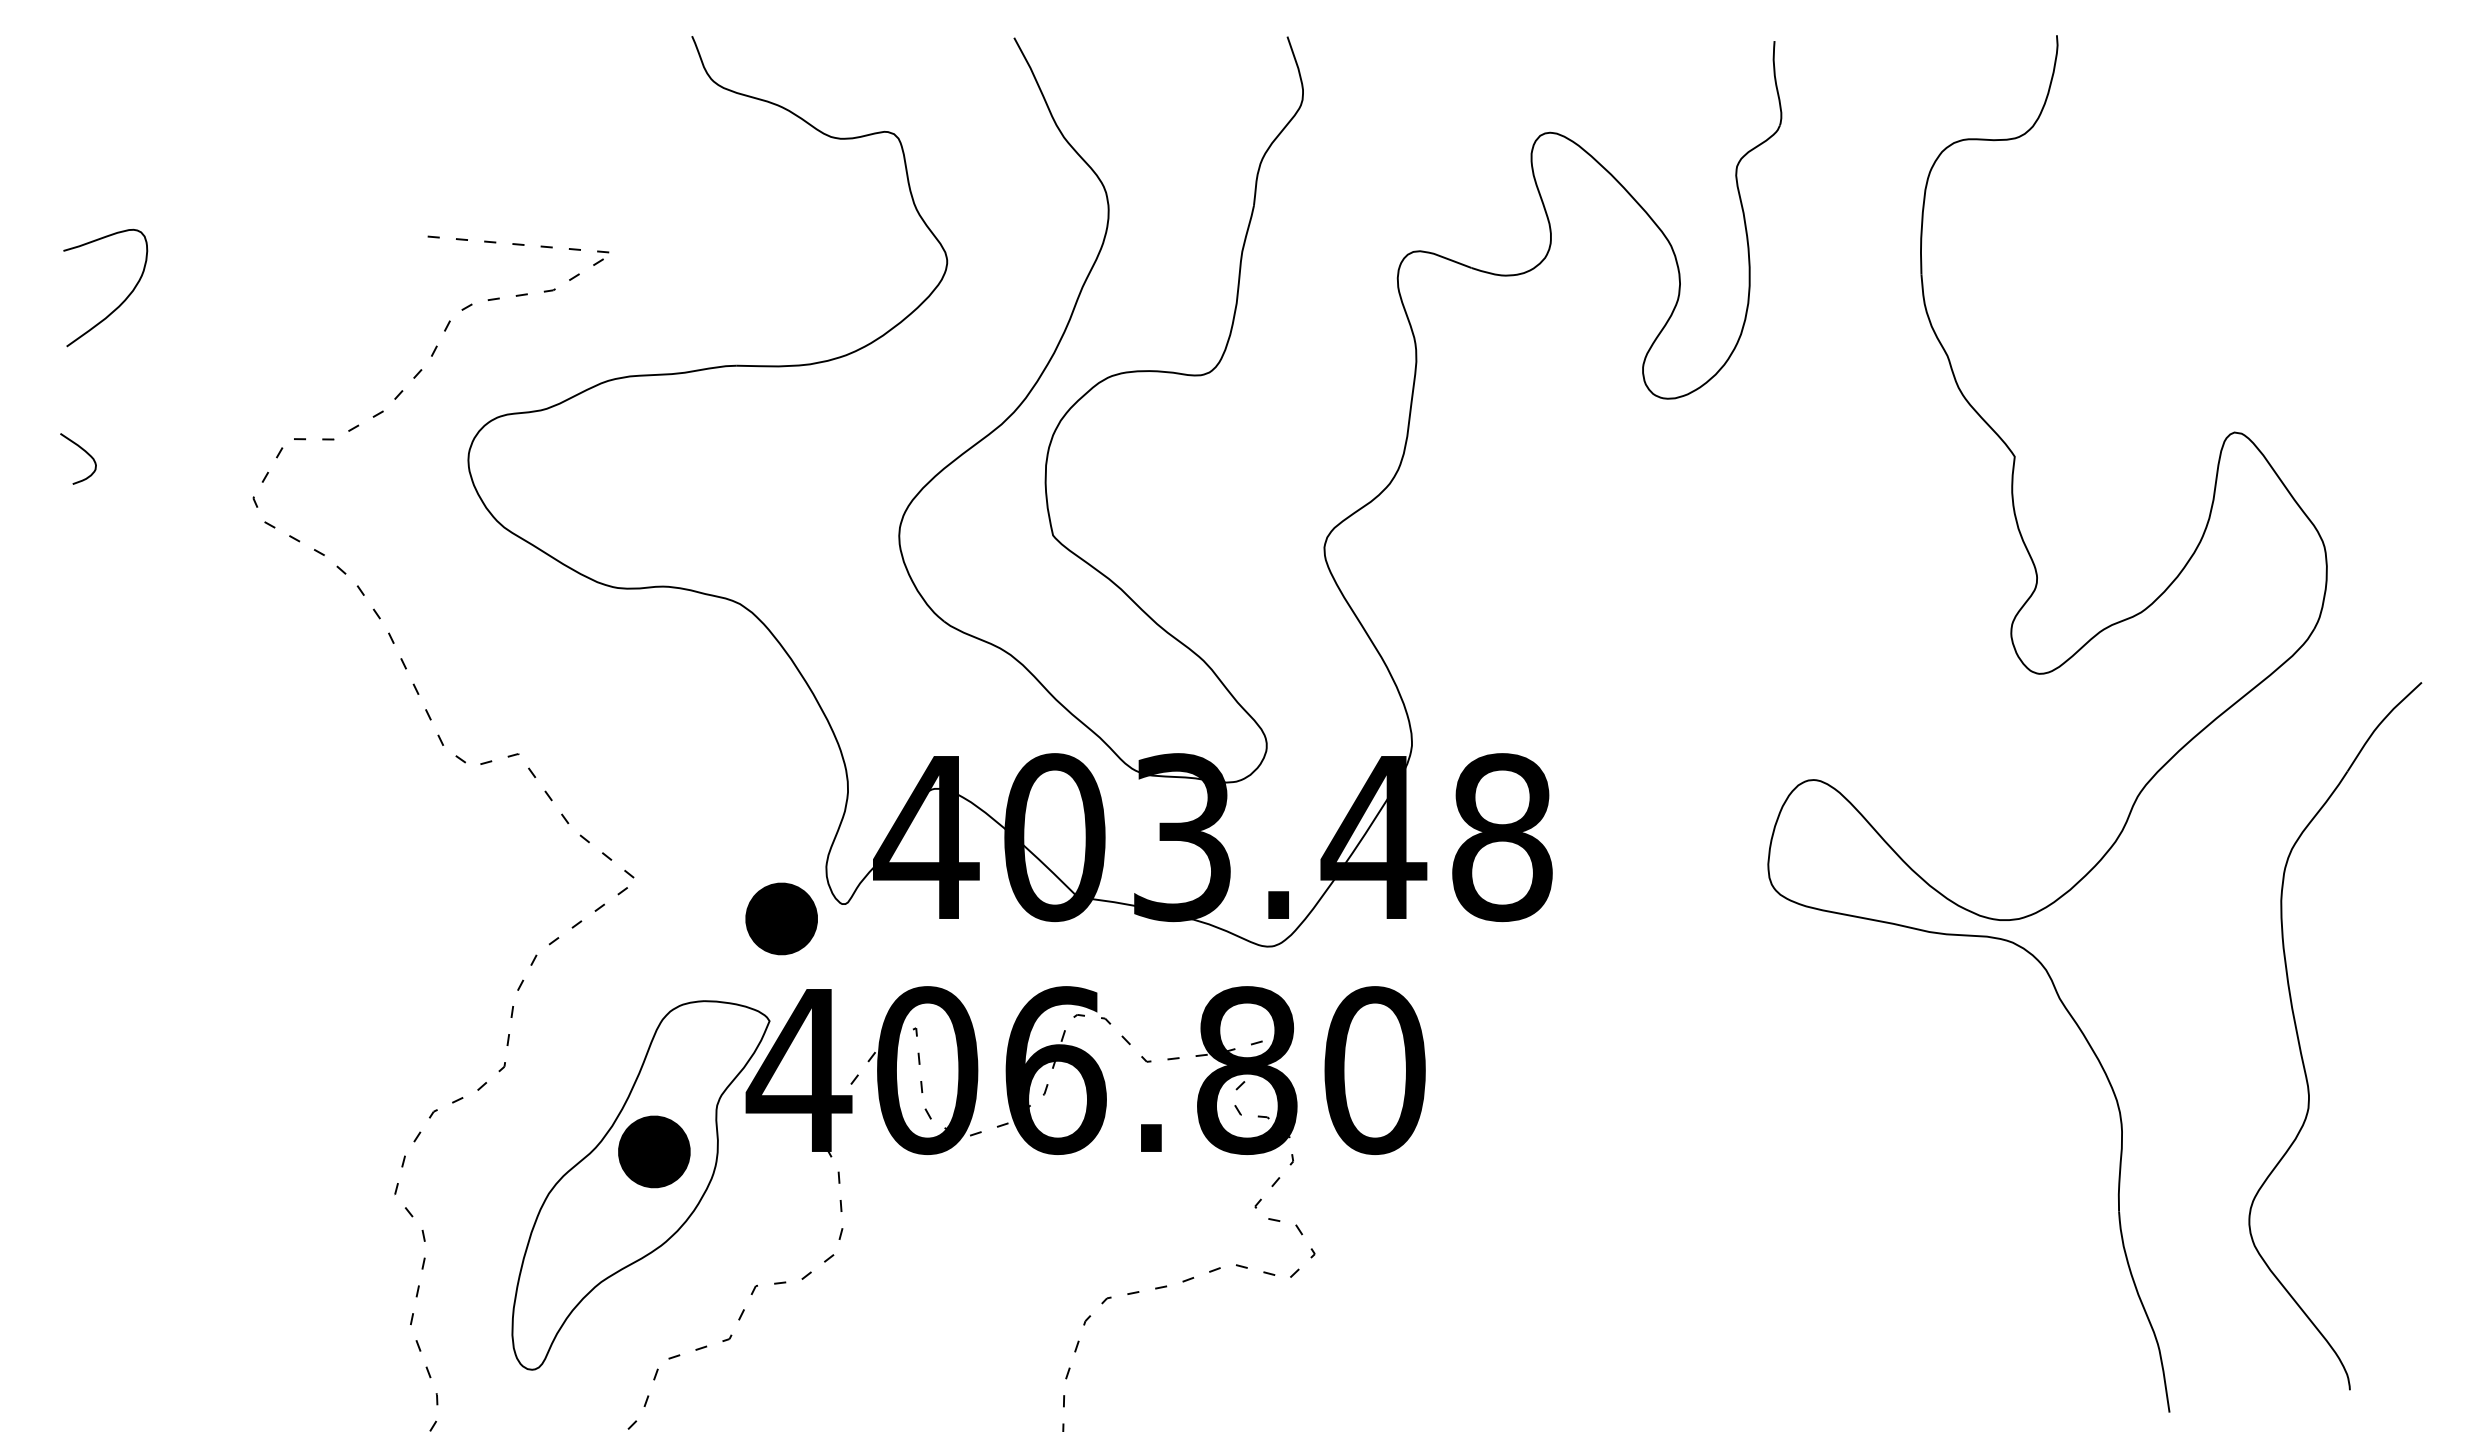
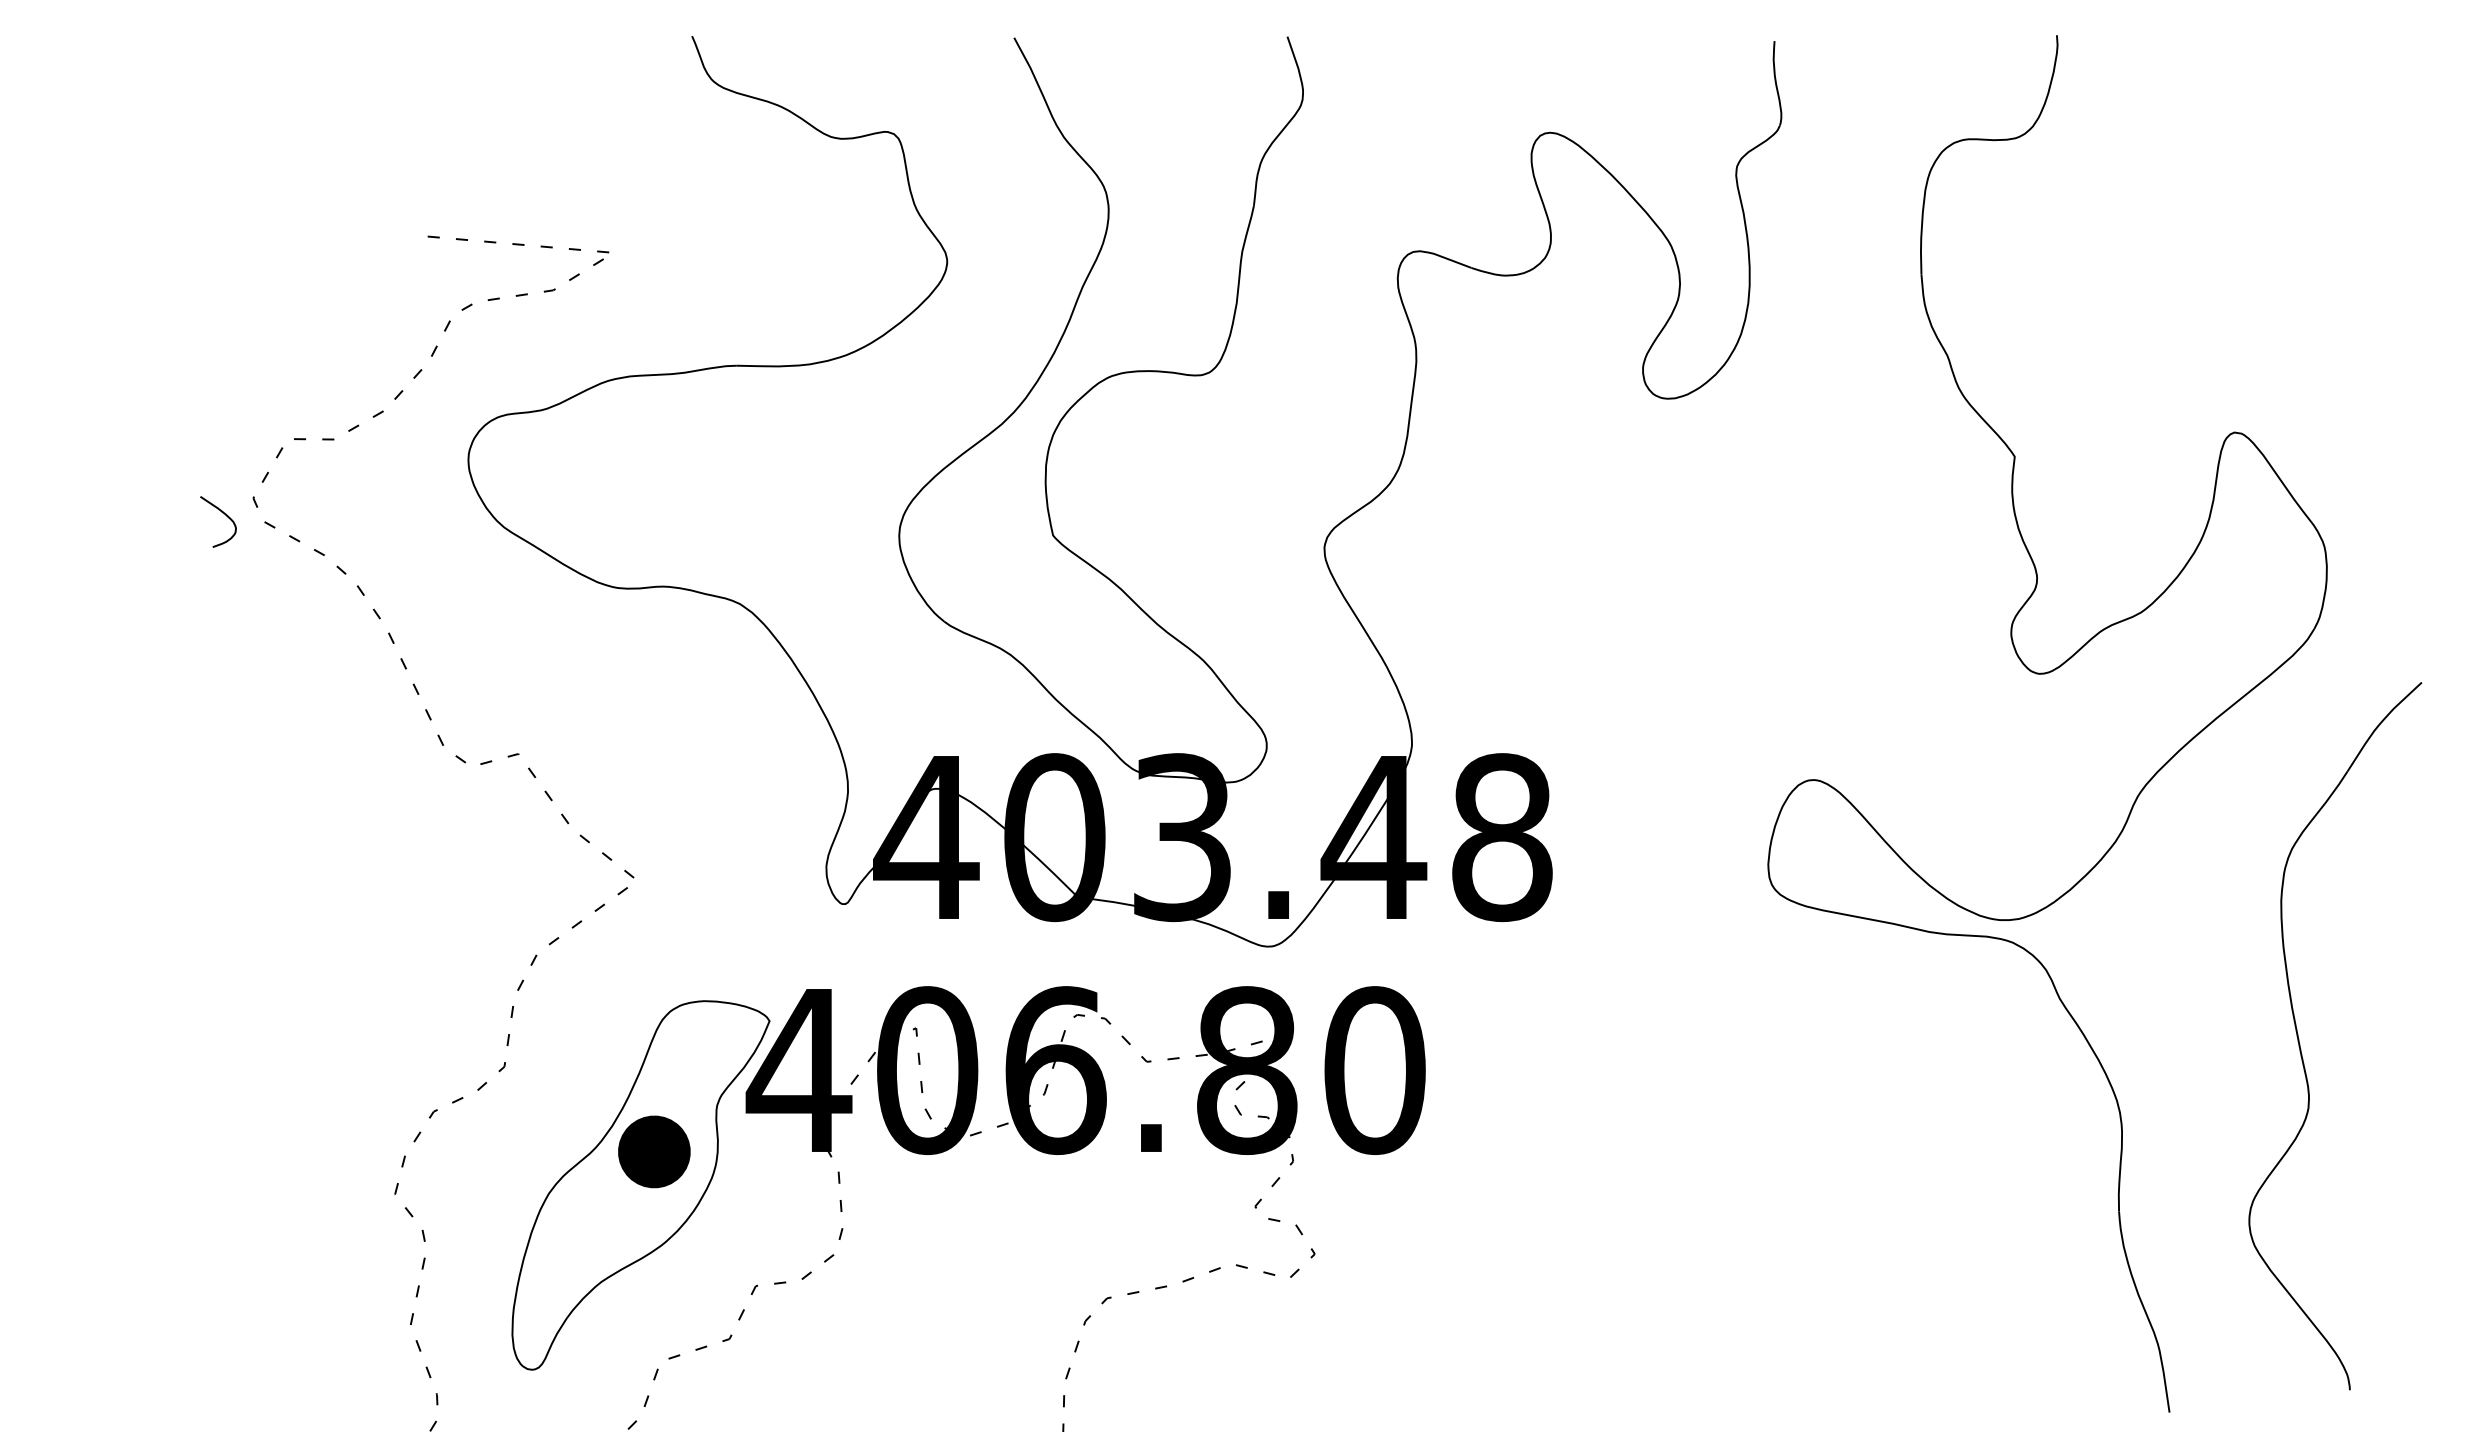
curve: present -> none (121, 302)
curve position: (82, 450) -> (222, 513) (222, 513)
part: present -> none (781, 918)
